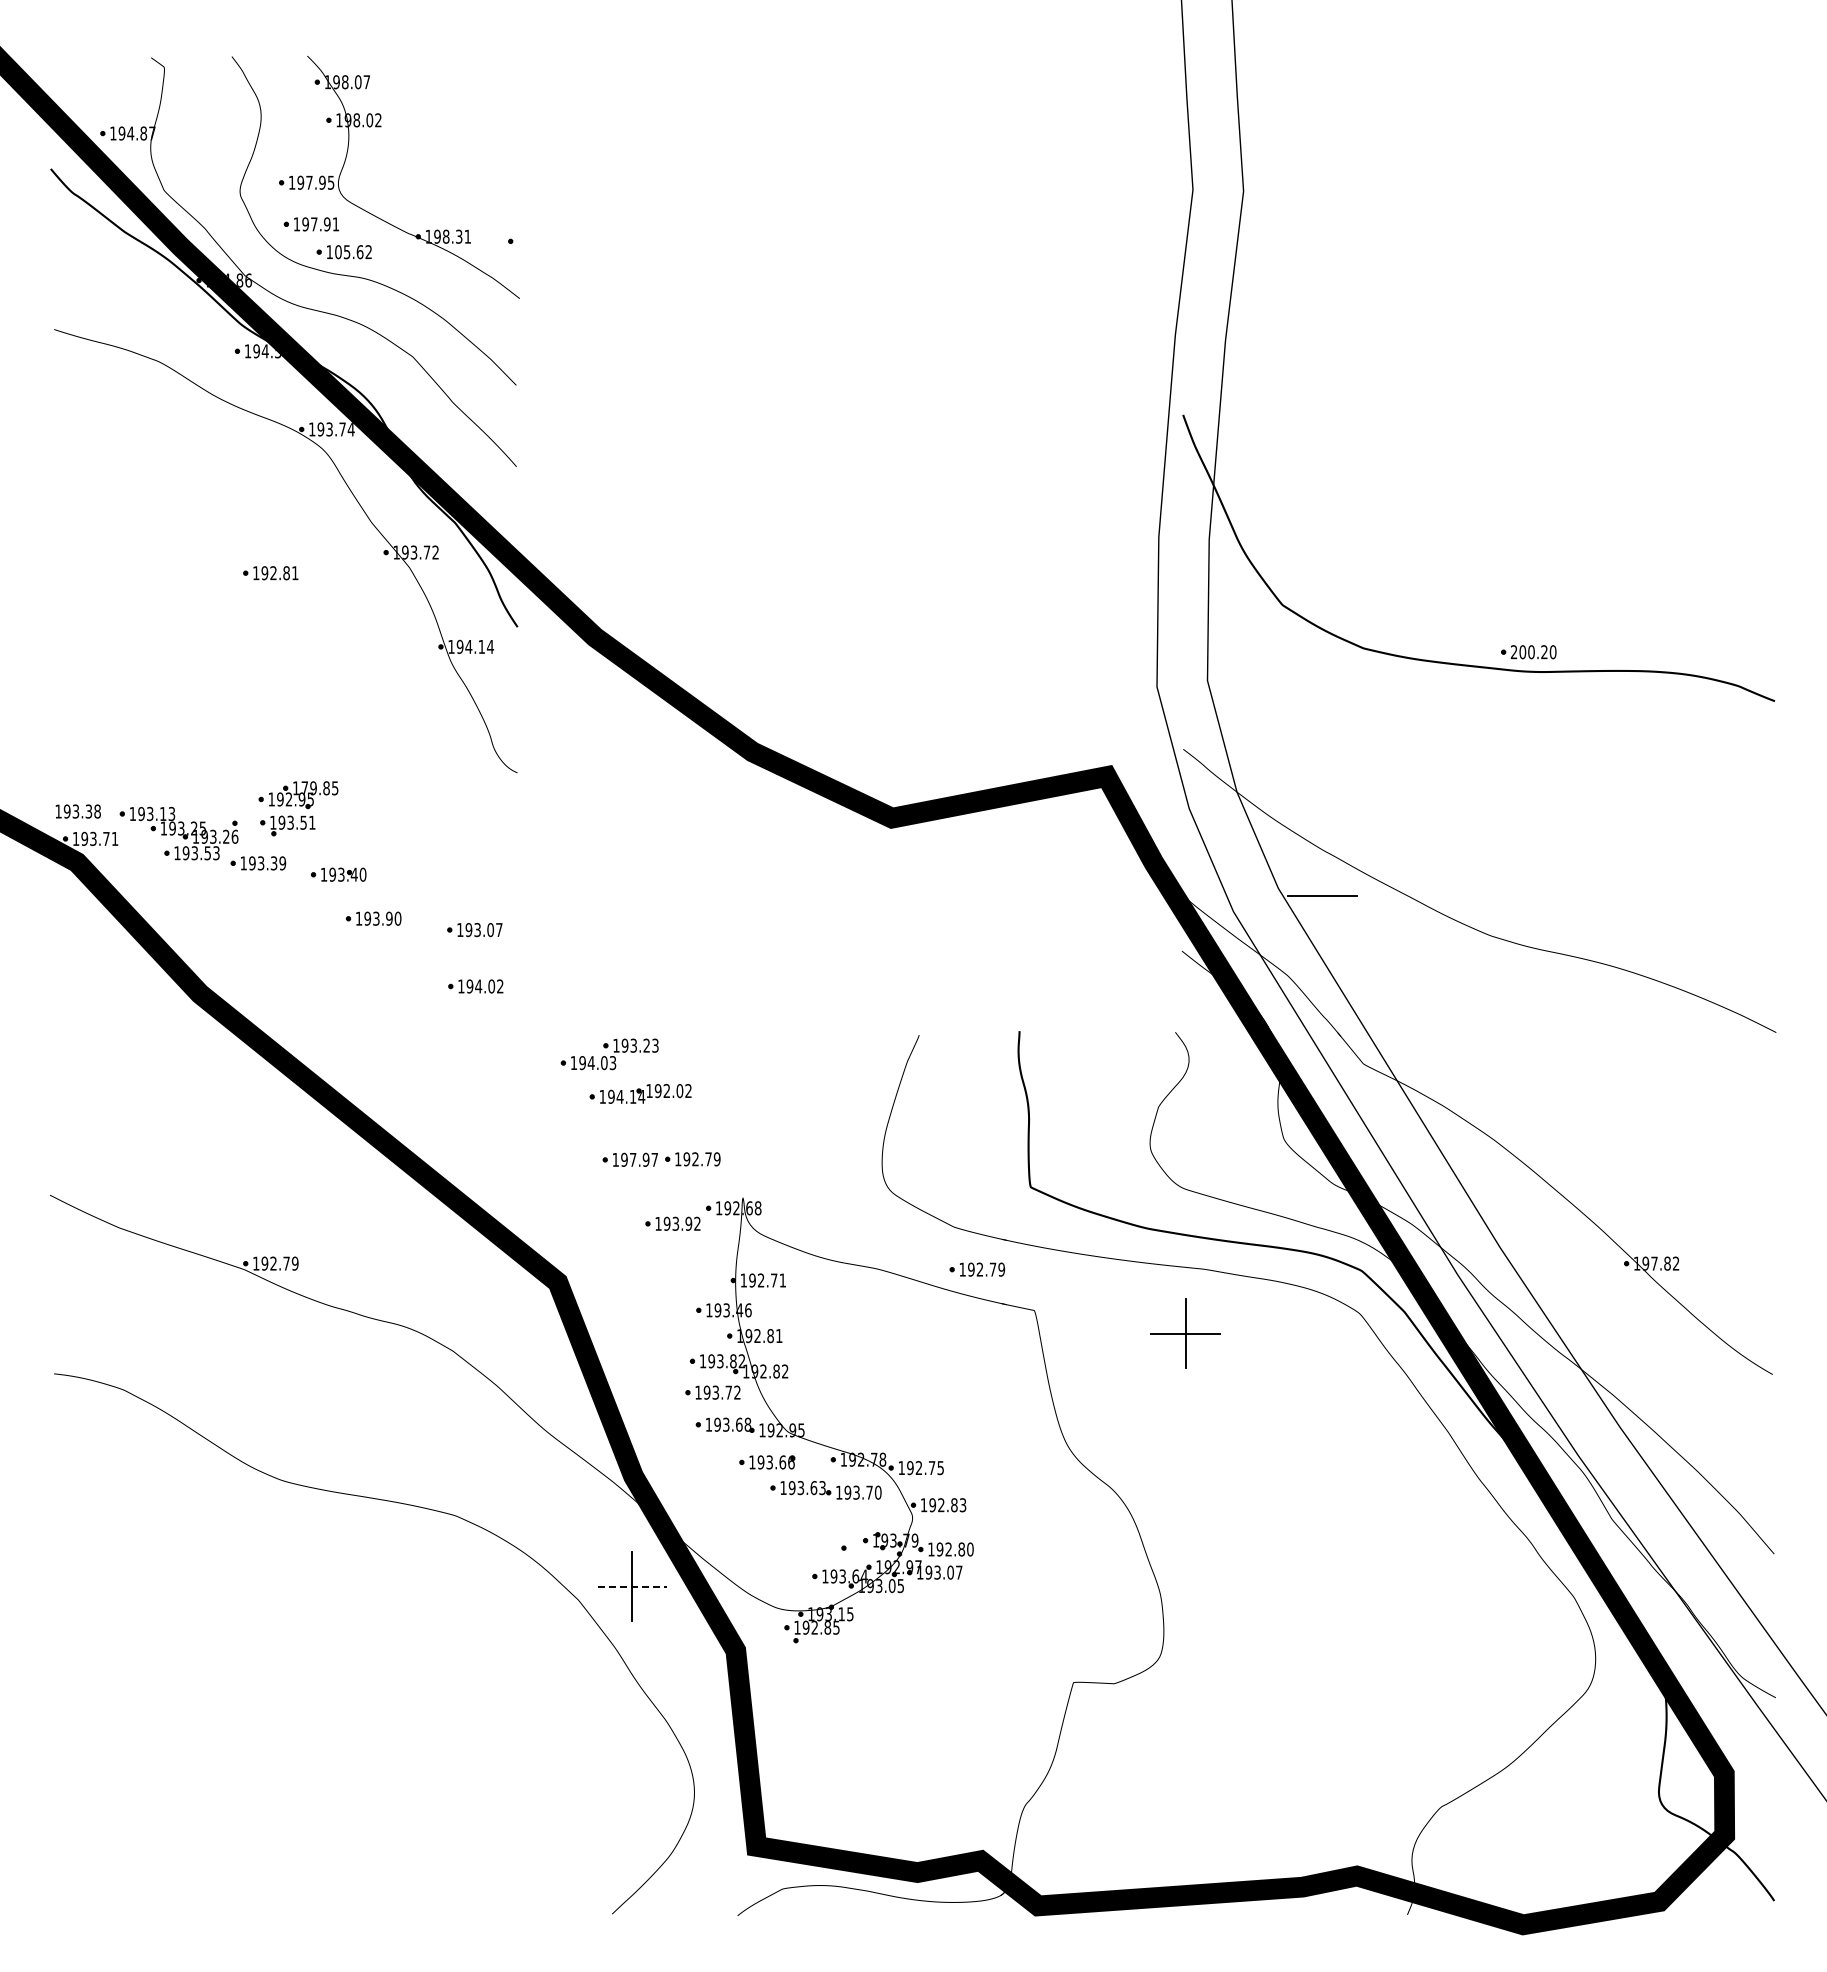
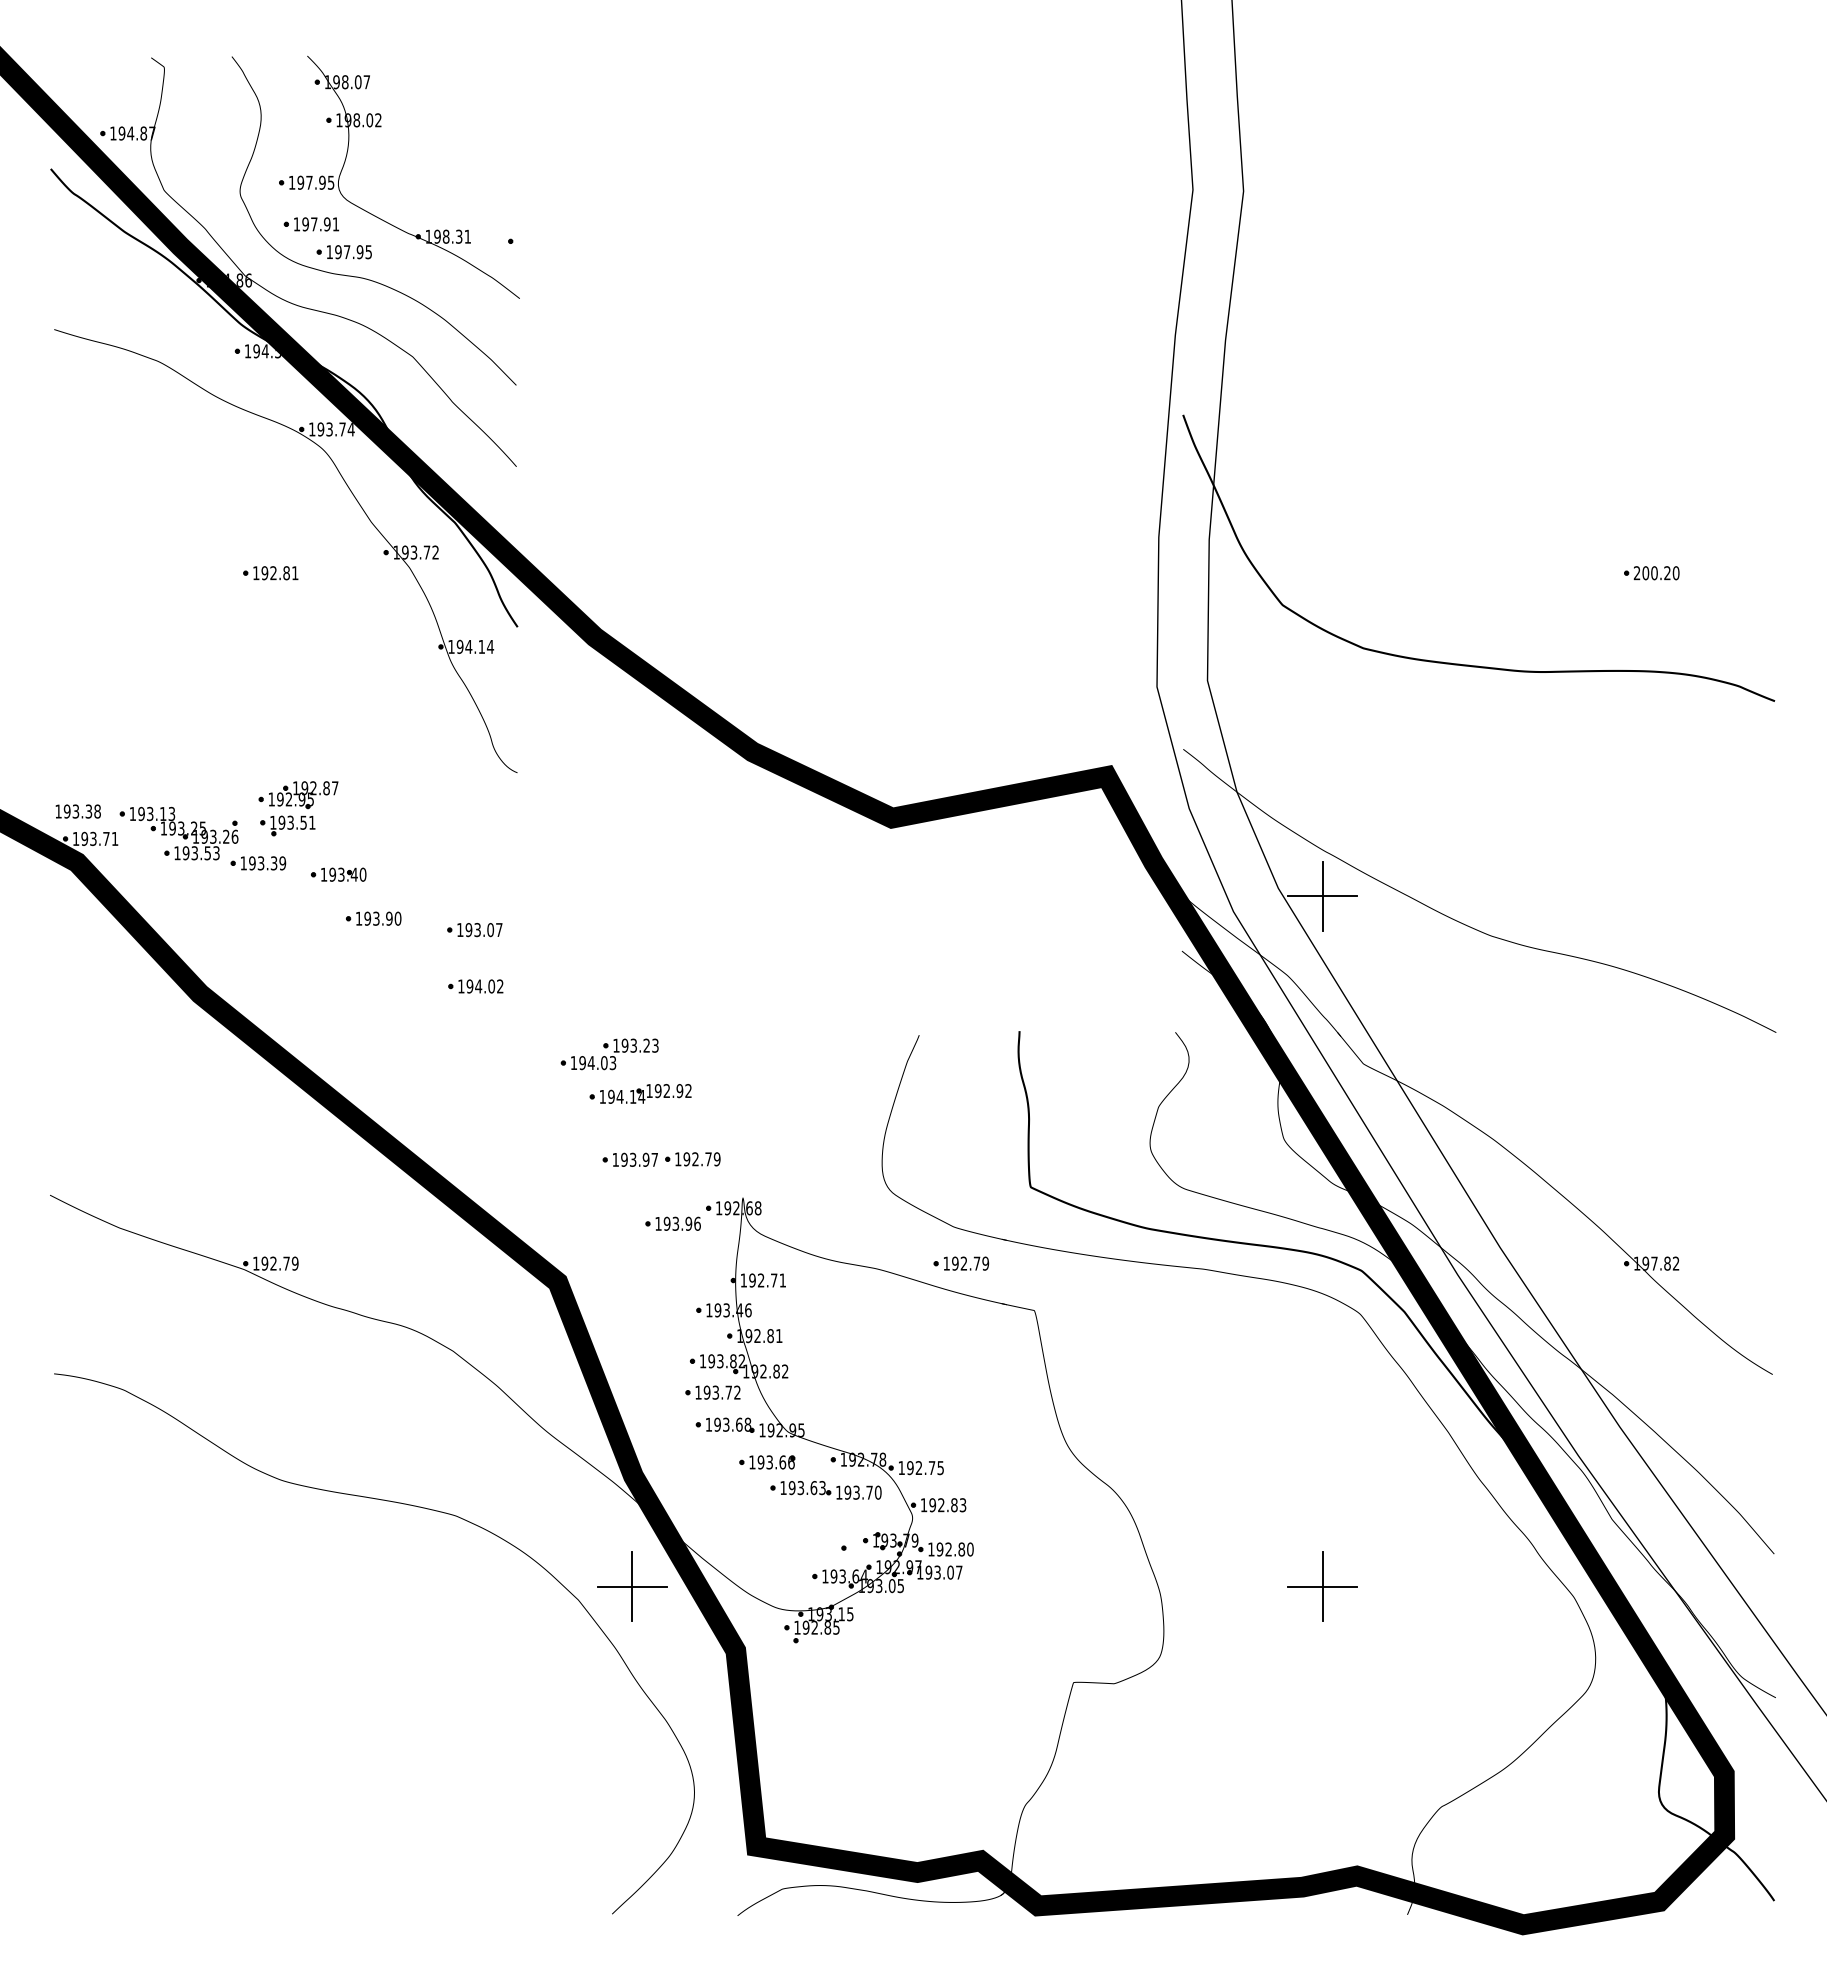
text: 105.62 -> 197.95 (353, 252)
part position: (1528, 652) -> (1651, 573) (1651, 573)
text: 179.85 -> 192.87 (319, 788)
line: none -> present (1322, 896)
text: 192.02 -> 192.92 (679, 1091)
text: 197.97 -> 193.97 (632, 1159)
text: 193.92 -> 193.96 (697, 1223)
part position: (977, 1269) -> (961, 1263) (961, 1263)
part position: (1185, 1333) -> (1322, 1586) (1322, 1586)
line: dashed -> solid (632, 1586)
